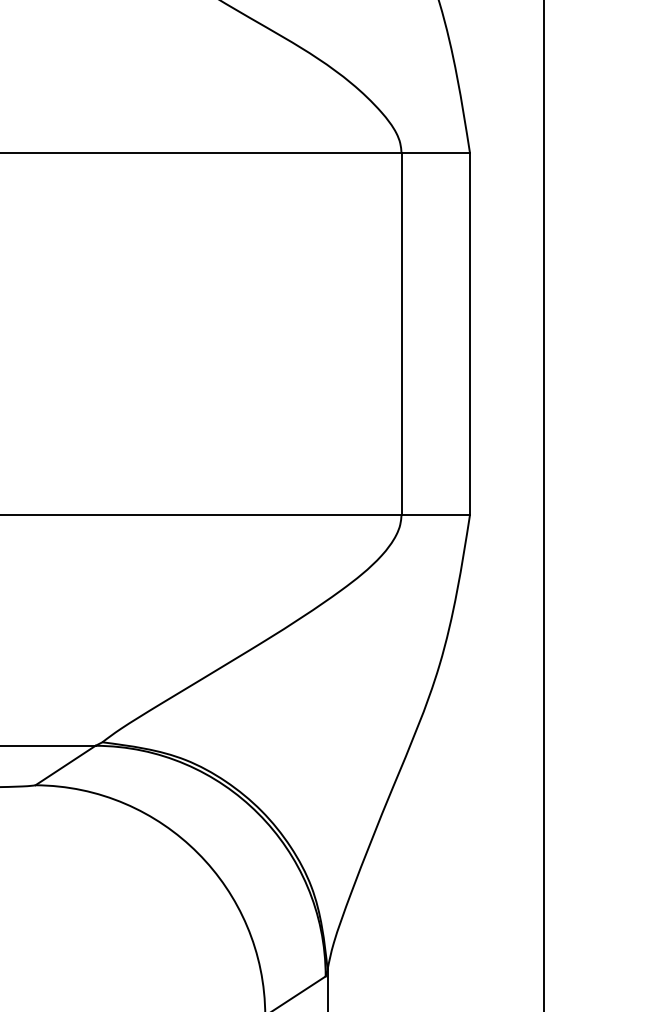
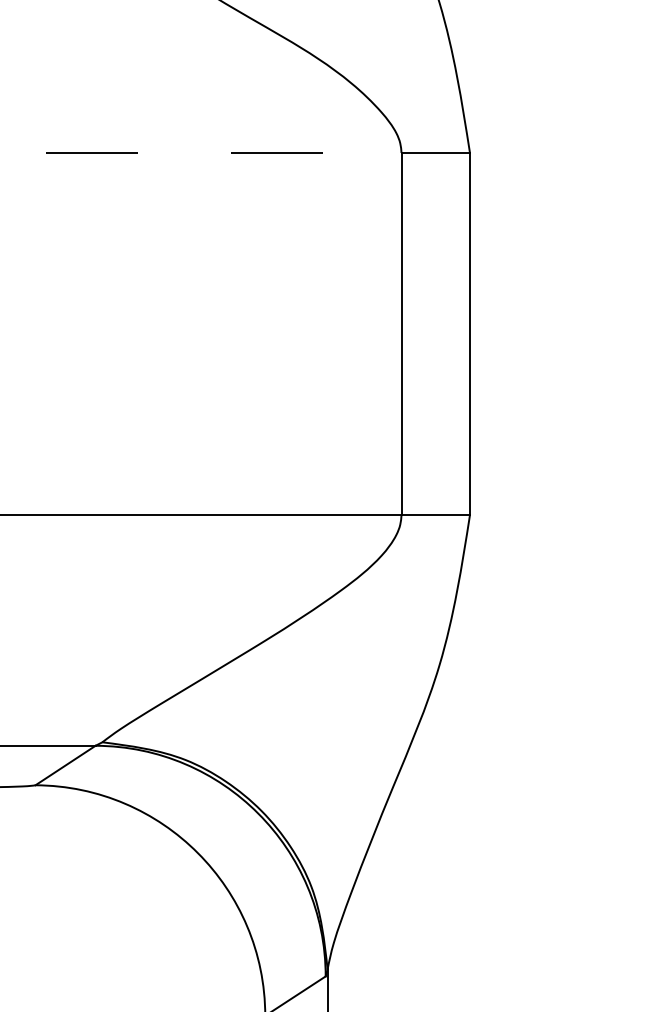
line: solid -> dashed (201, 152)
line: present -> none (543, 505)
